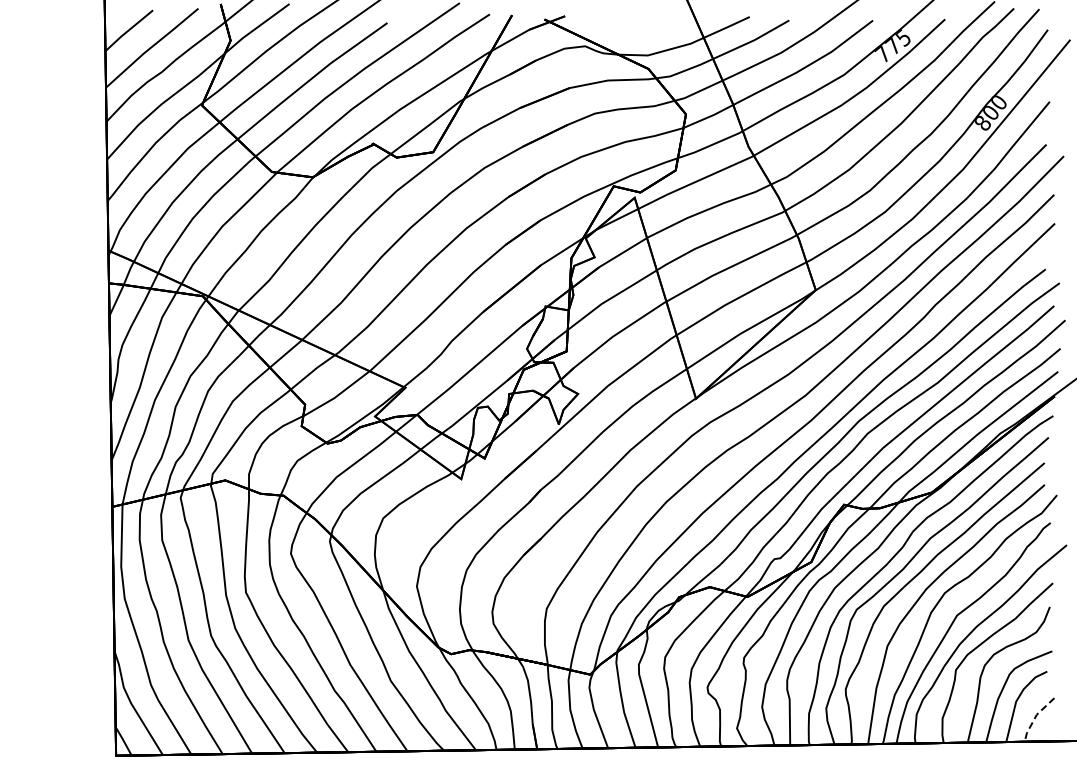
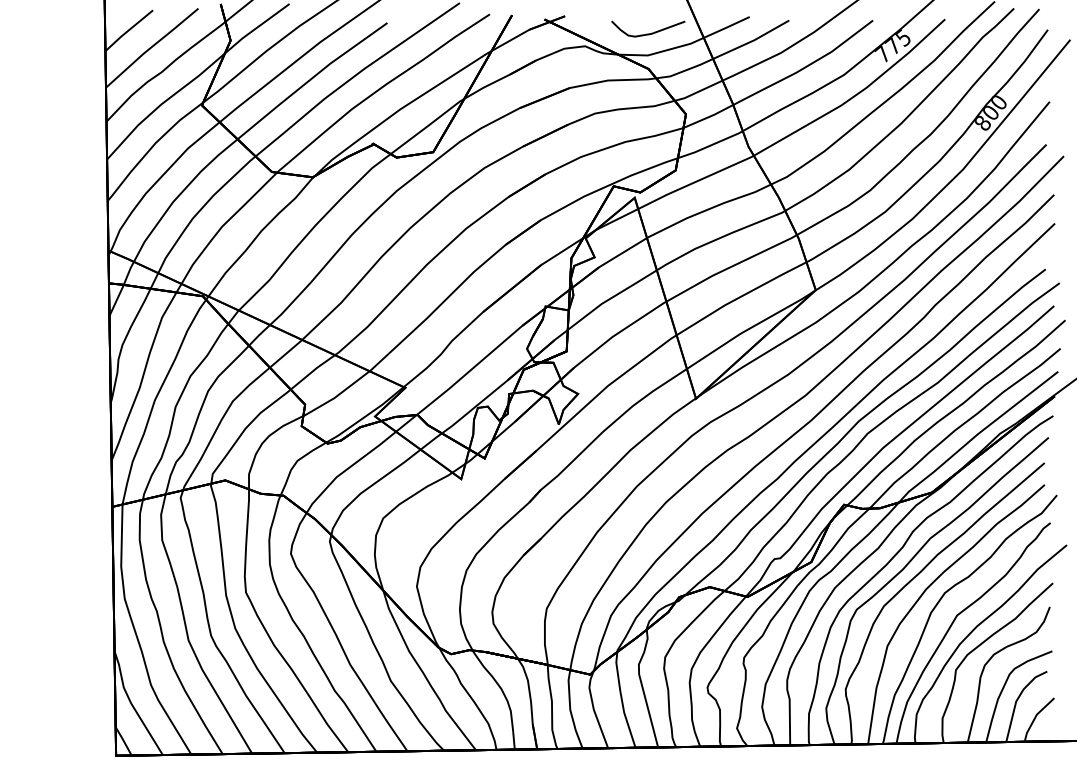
curve: none -> present (651, 32)
line: dashed -> solid (1035, 717)
